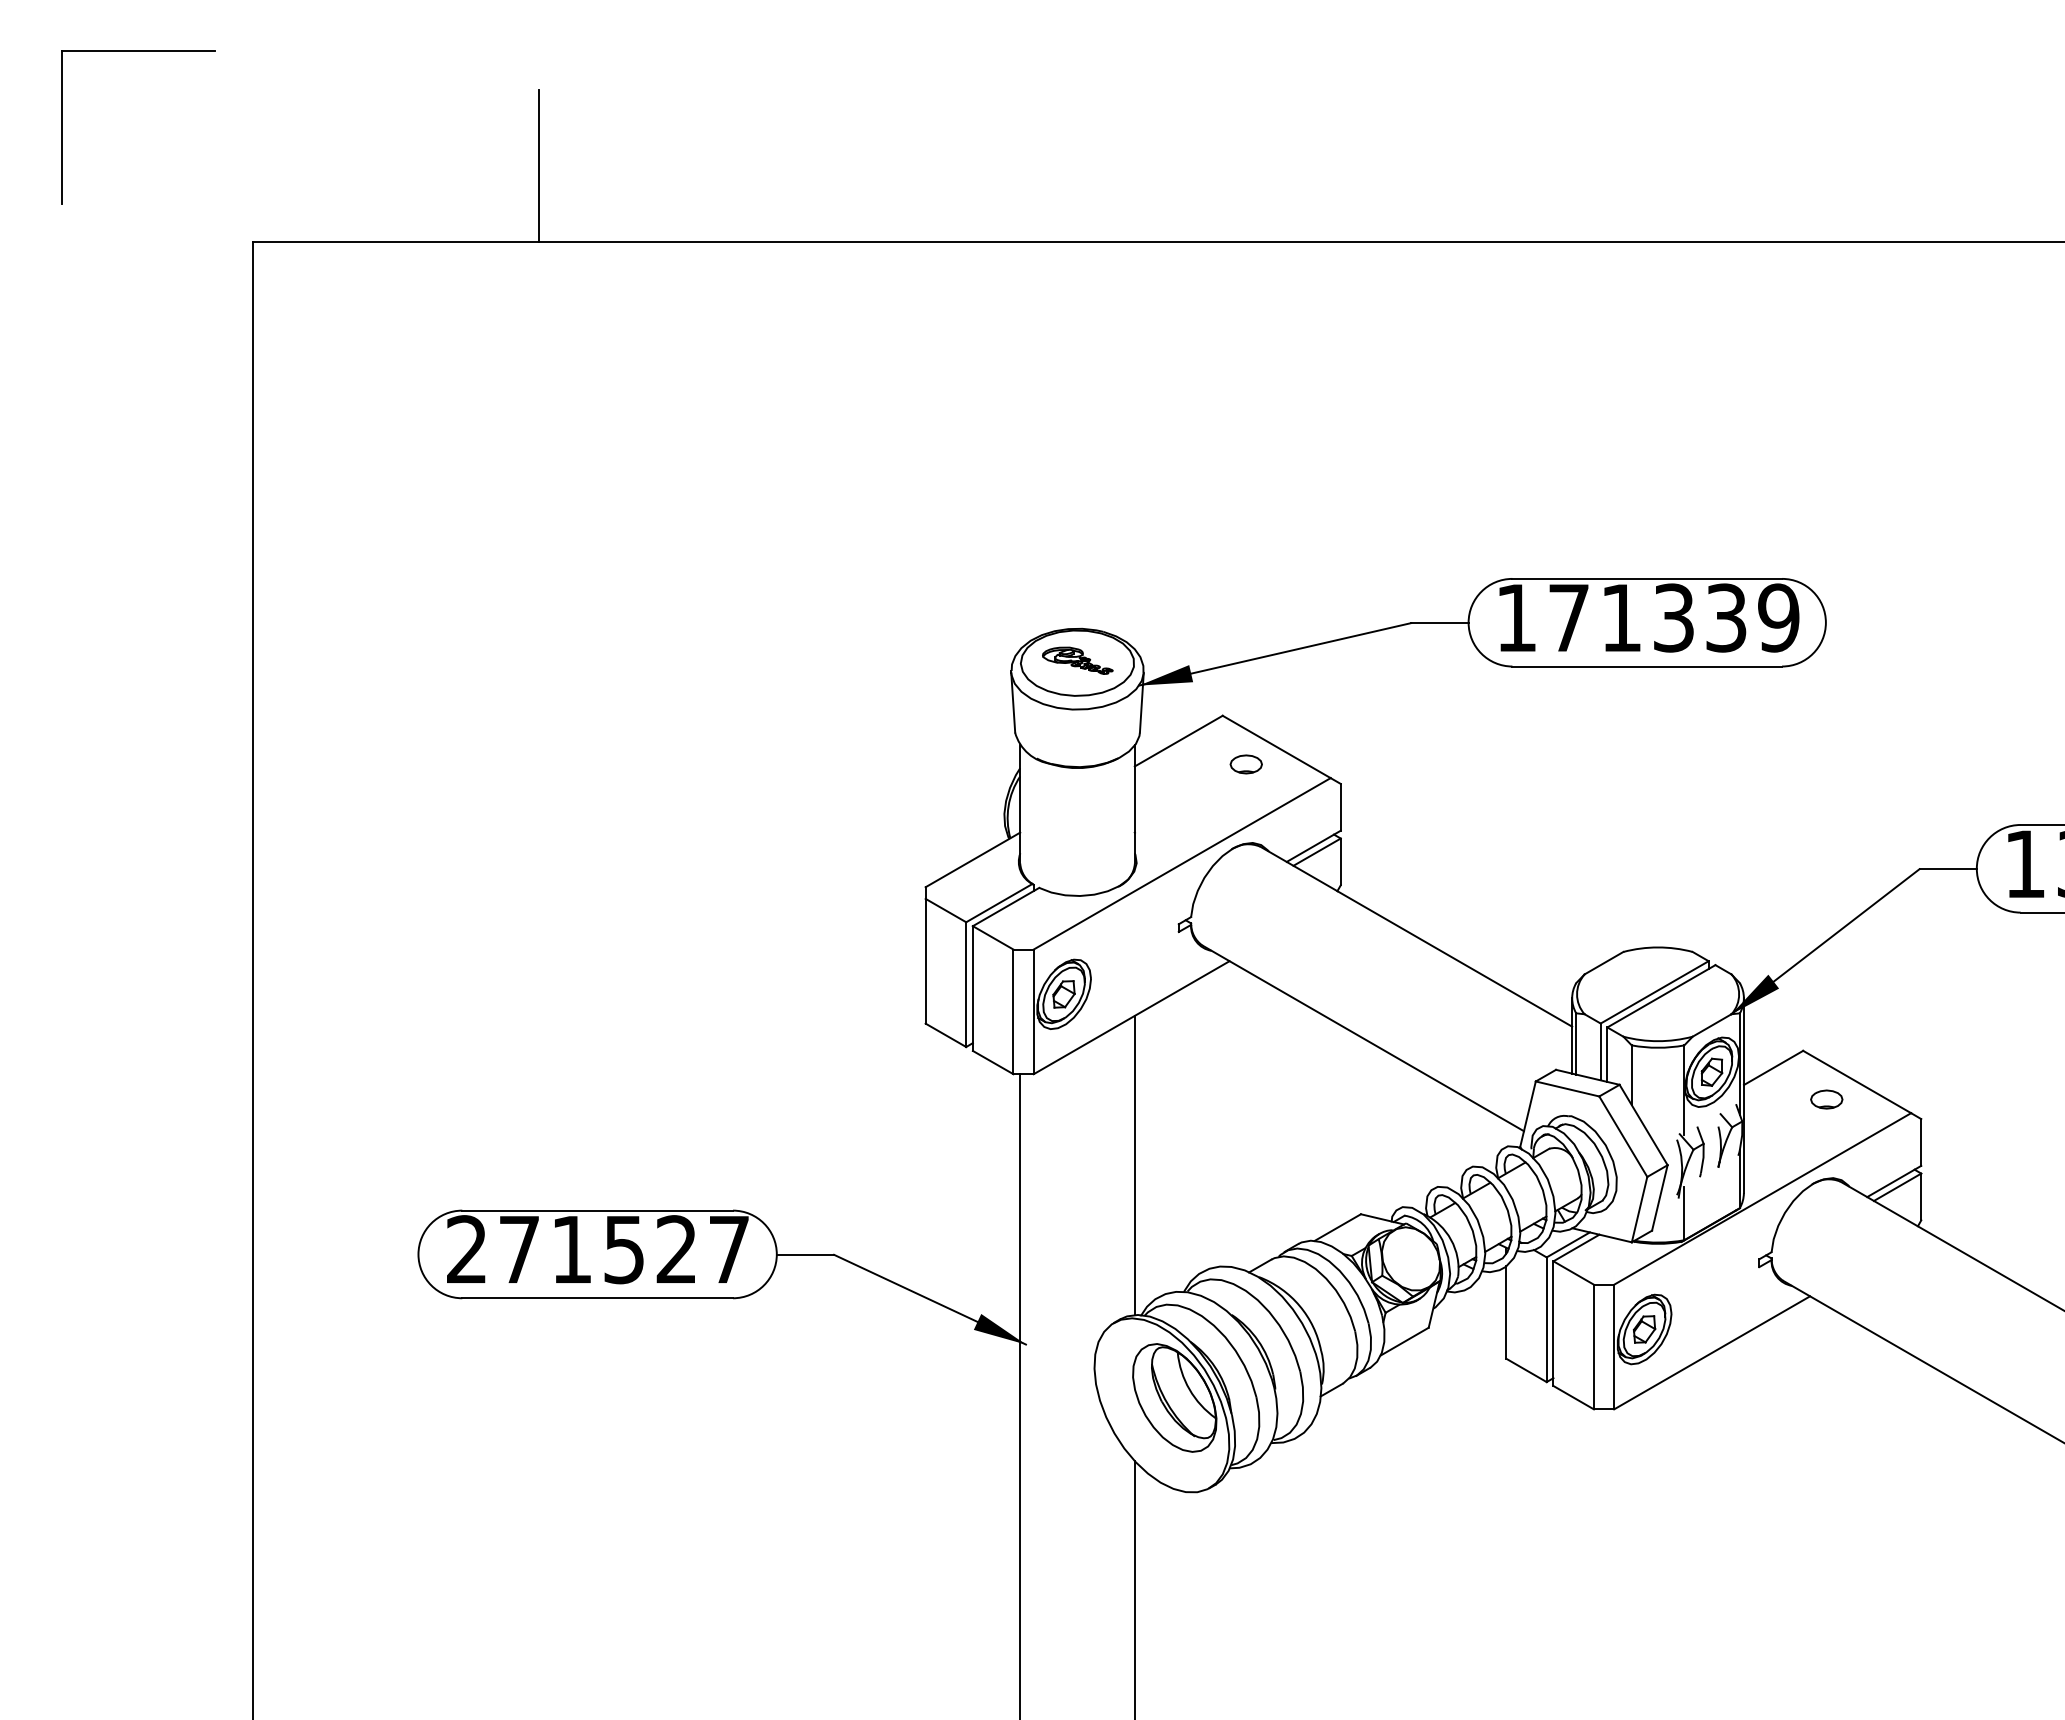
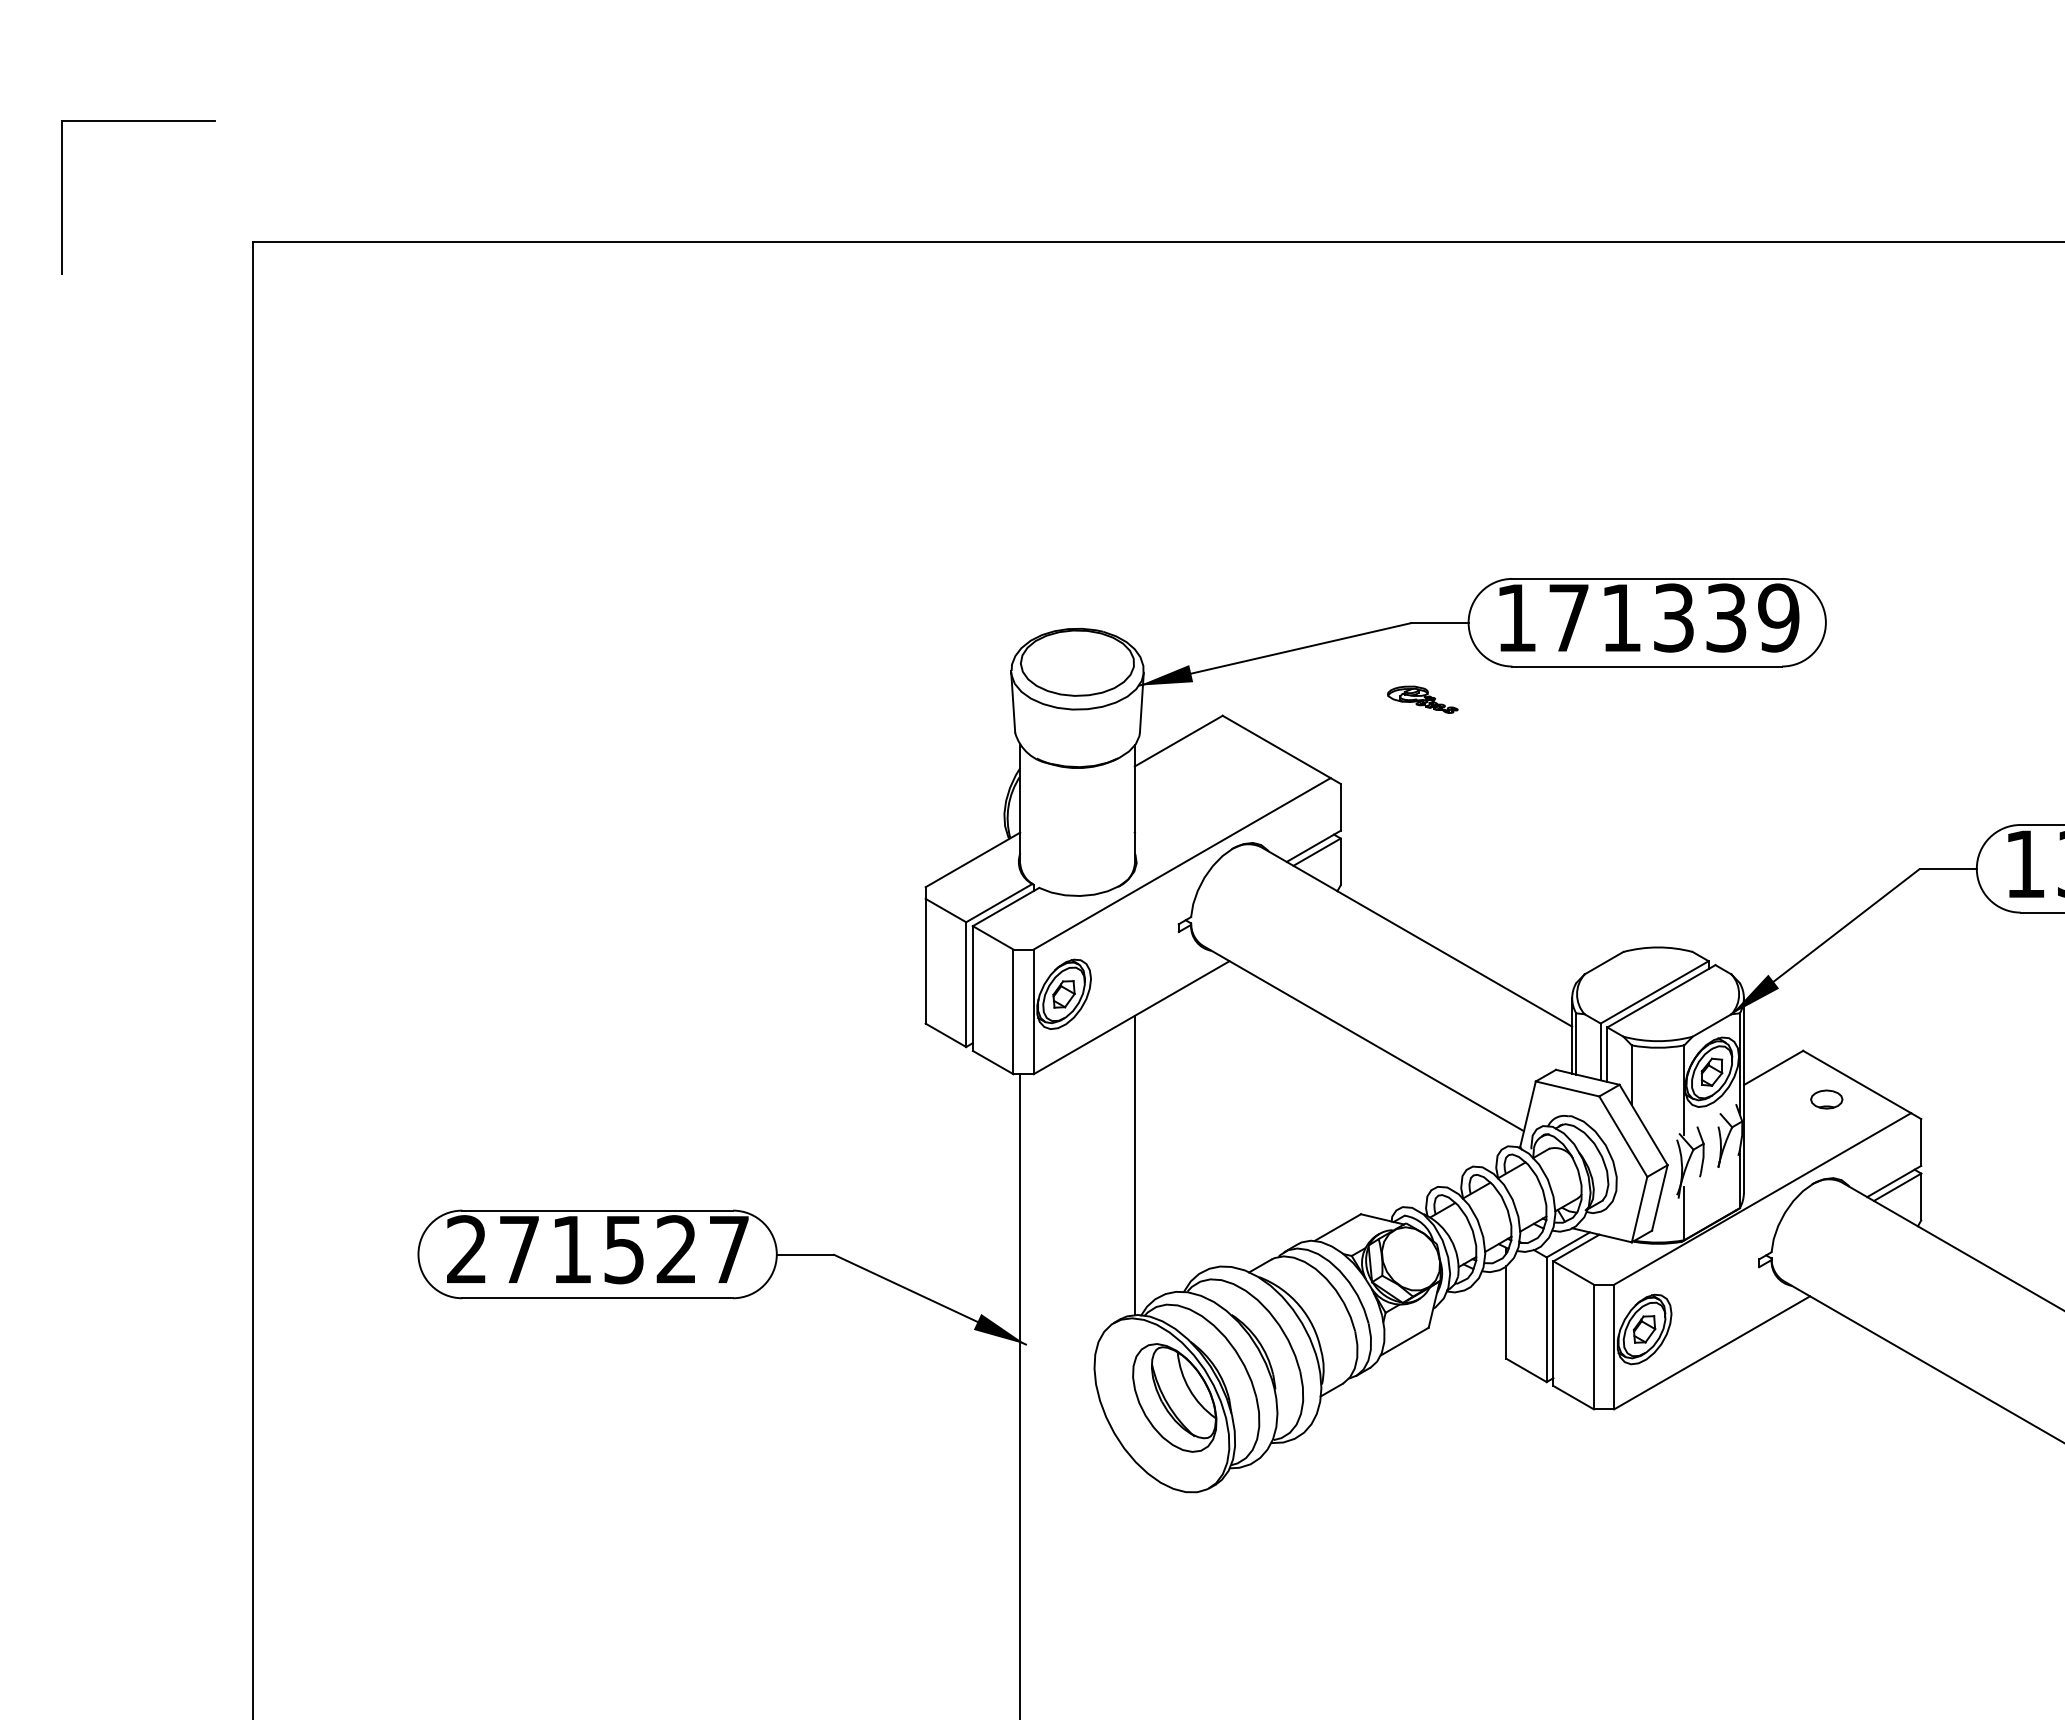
part position: (138, 51) -> (138, 121) (138, 121)
line: present -> none (539, 165)
part position: (1077, 660) -> (1422, 699) (1422, 699)
part: present -> none (1245, 764)
line: present -> none (1134, 1588)
